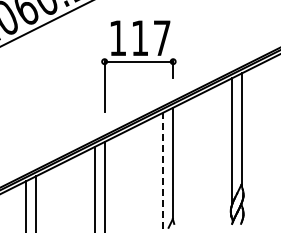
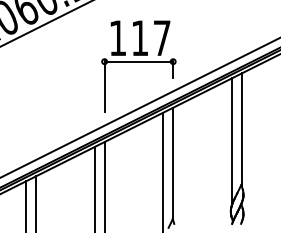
line: none -> present (139, 107)
line: dashed -> solid (163, 172)
